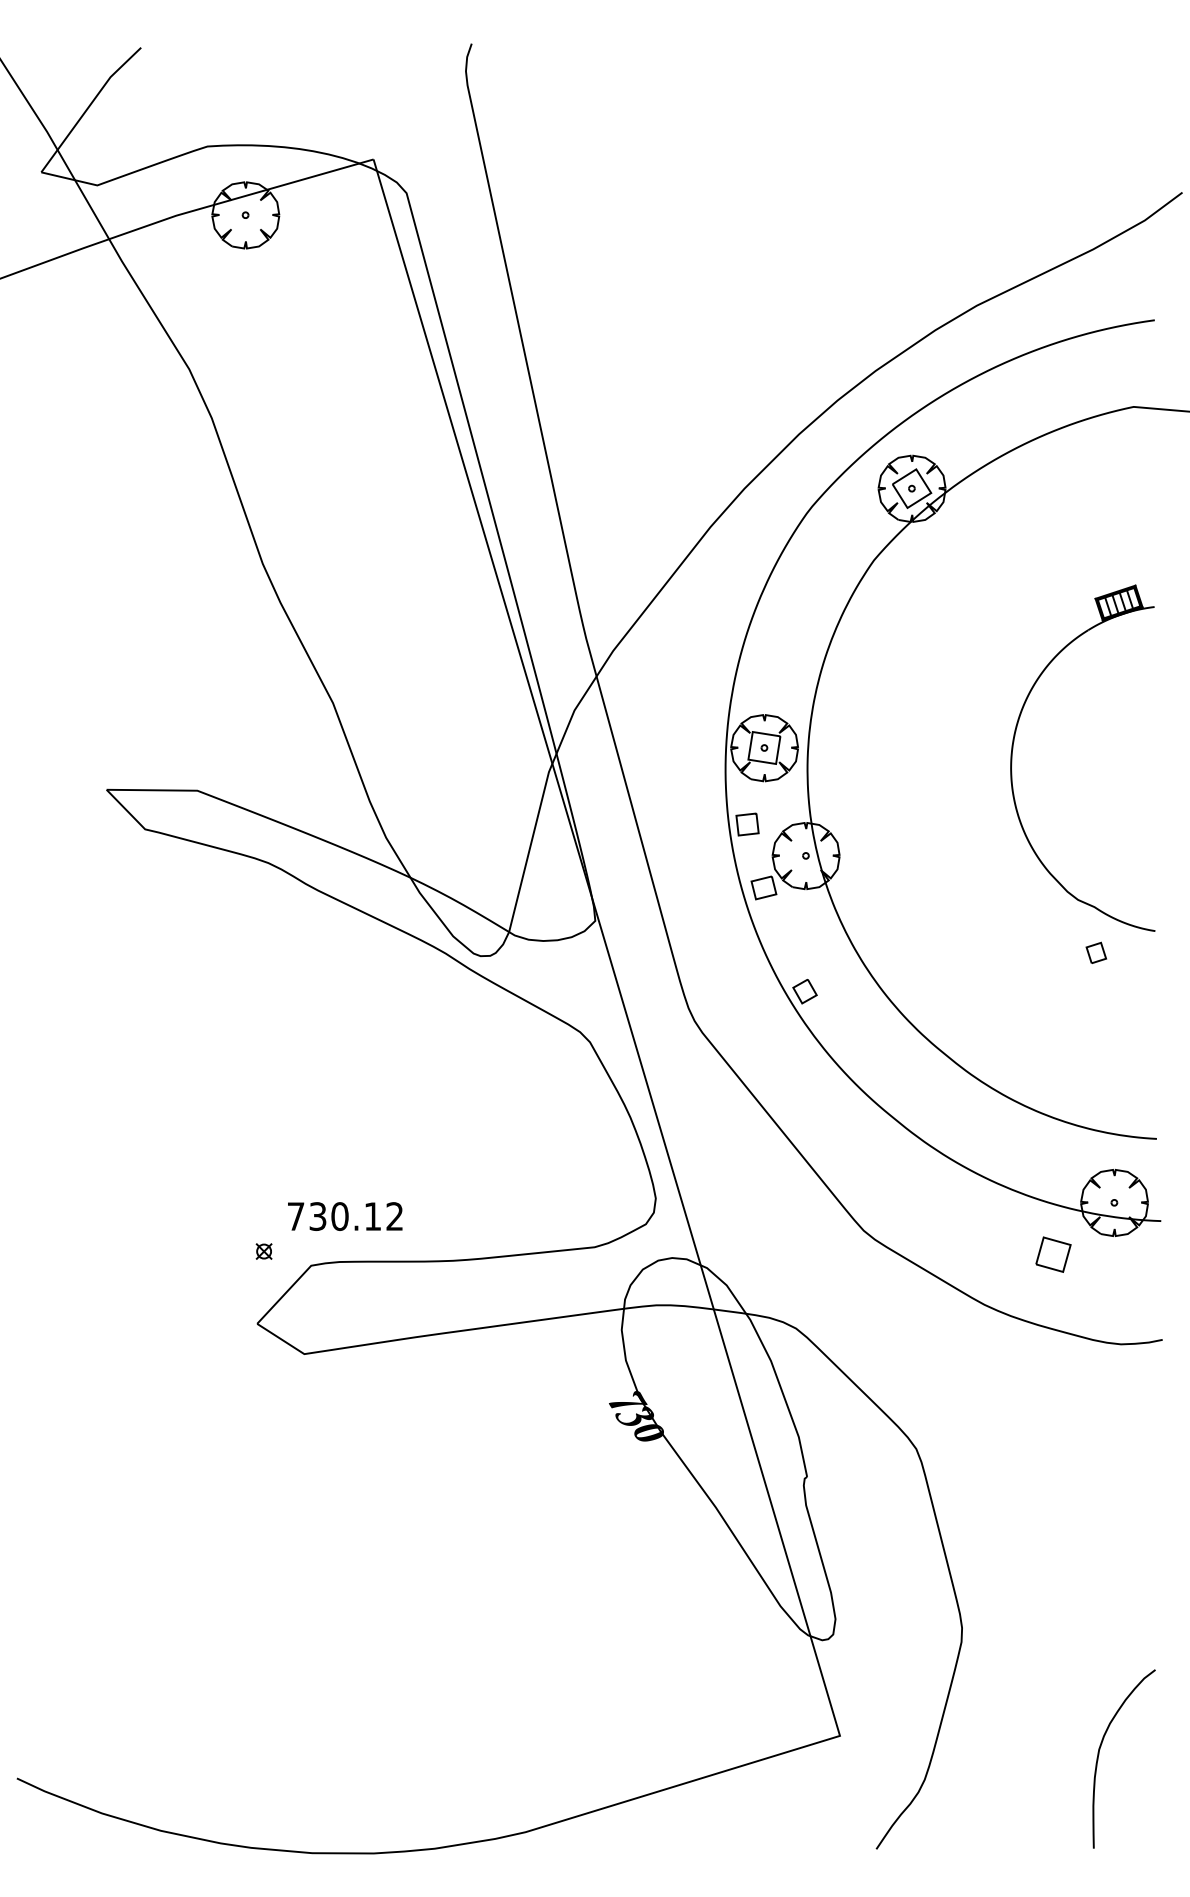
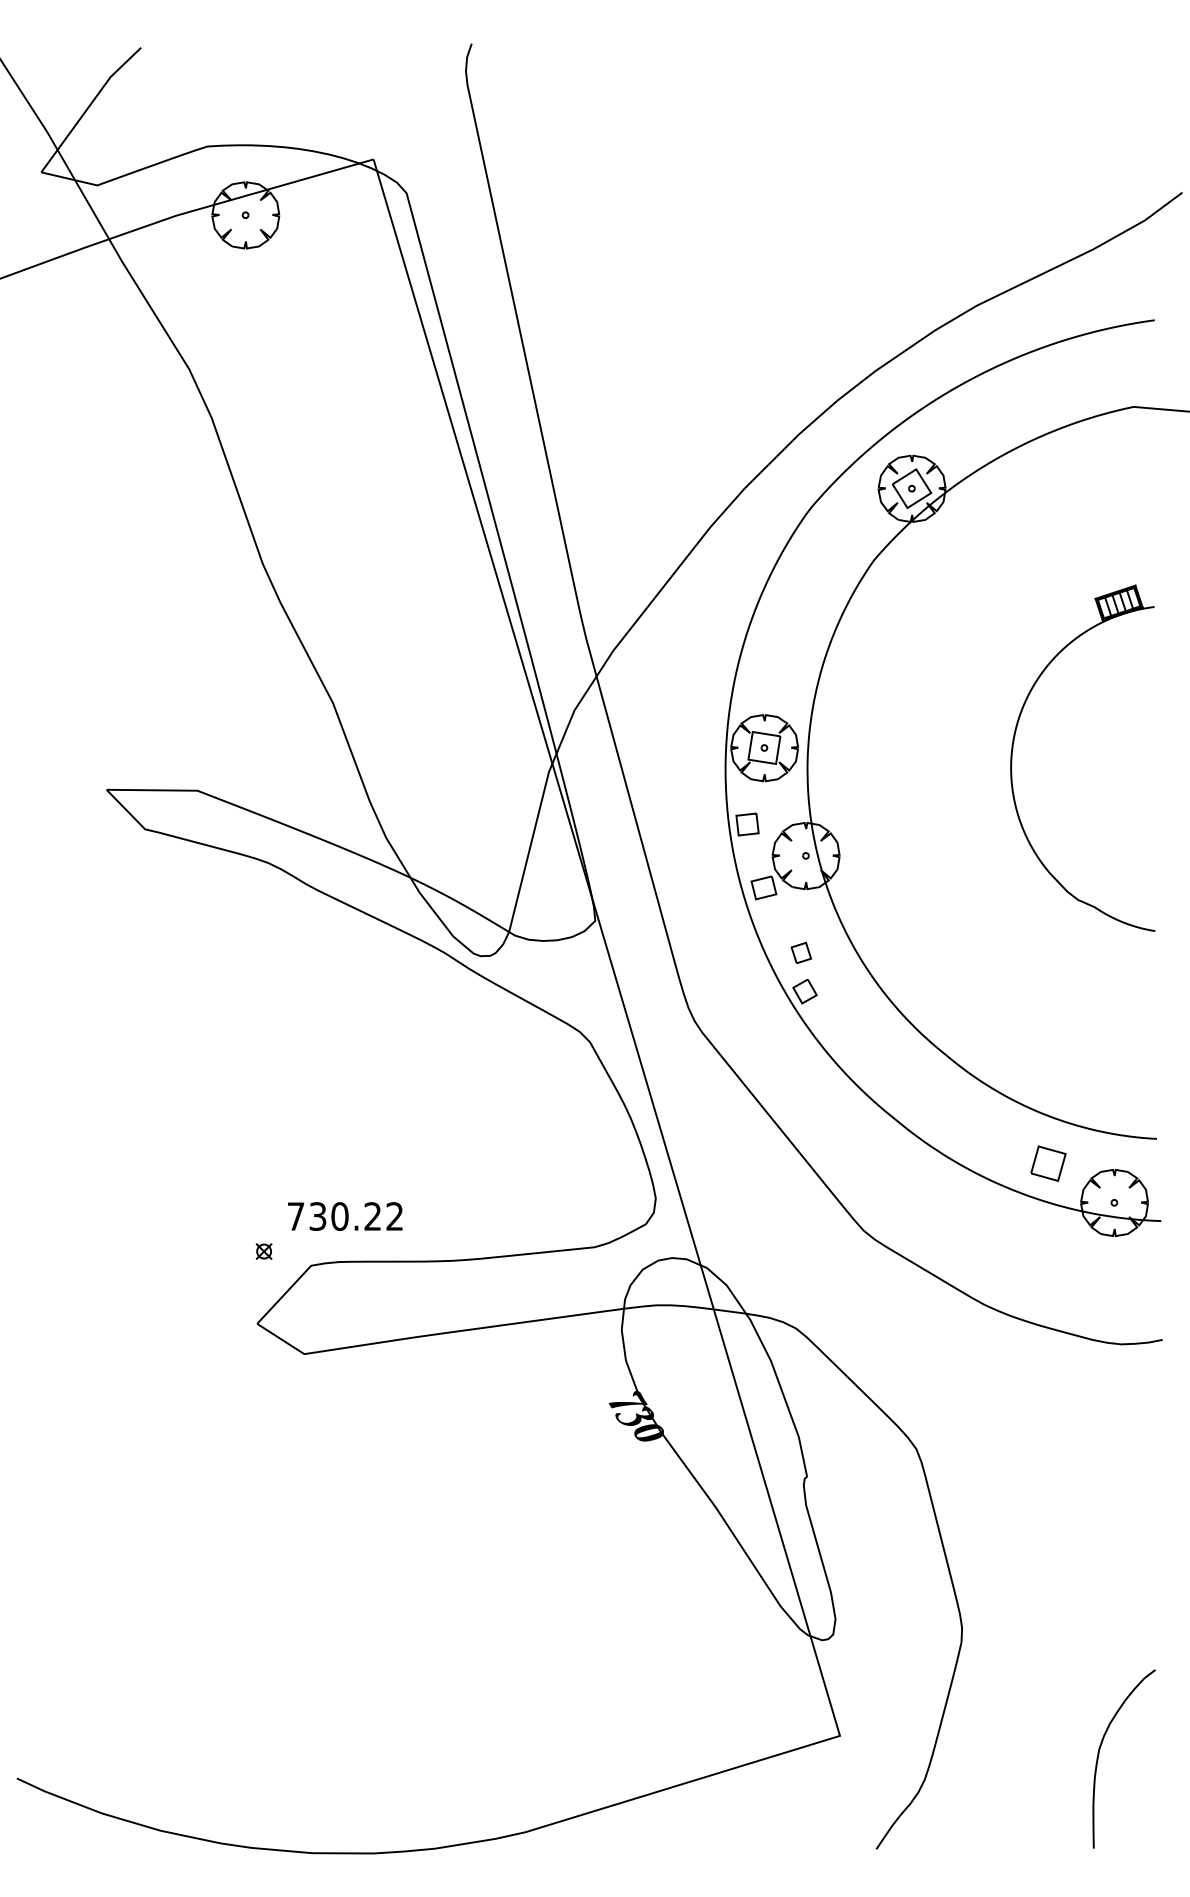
part position: (1096, 952) -> (801, 952) (801, 952)
text: 730.12 -> 730.22 (372, 1216)
part position: (1053, 1254) -> (1048, 1163) (1048, 1163)
